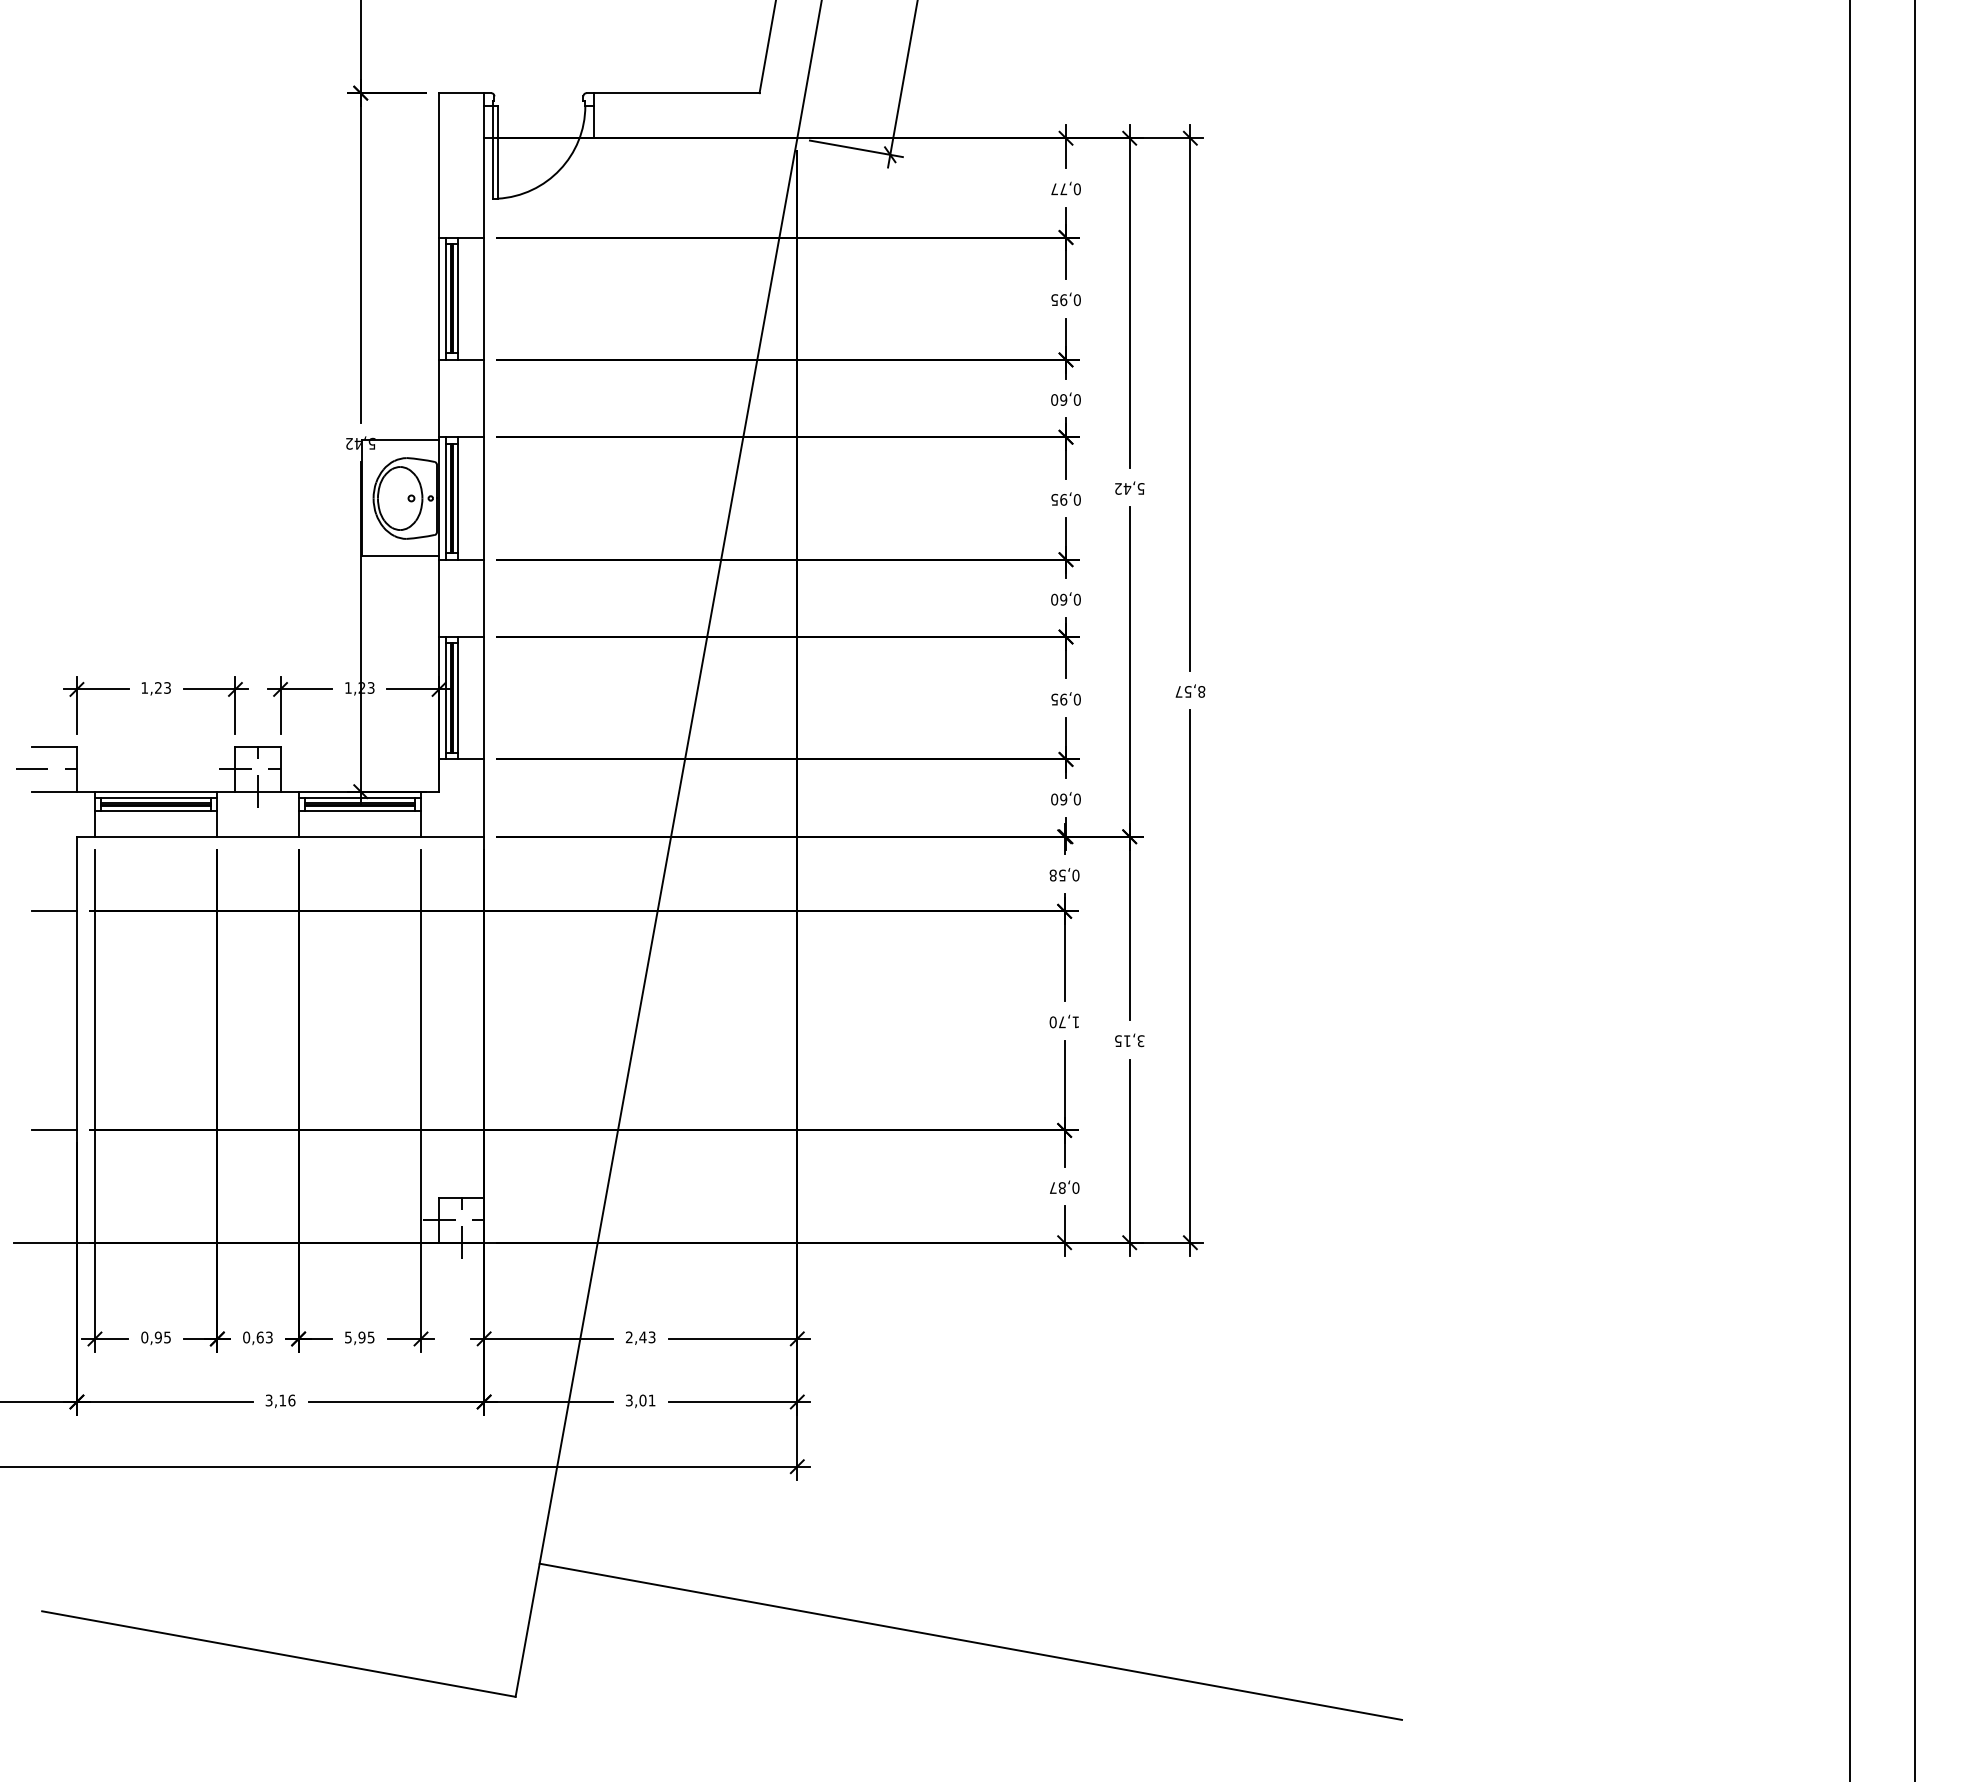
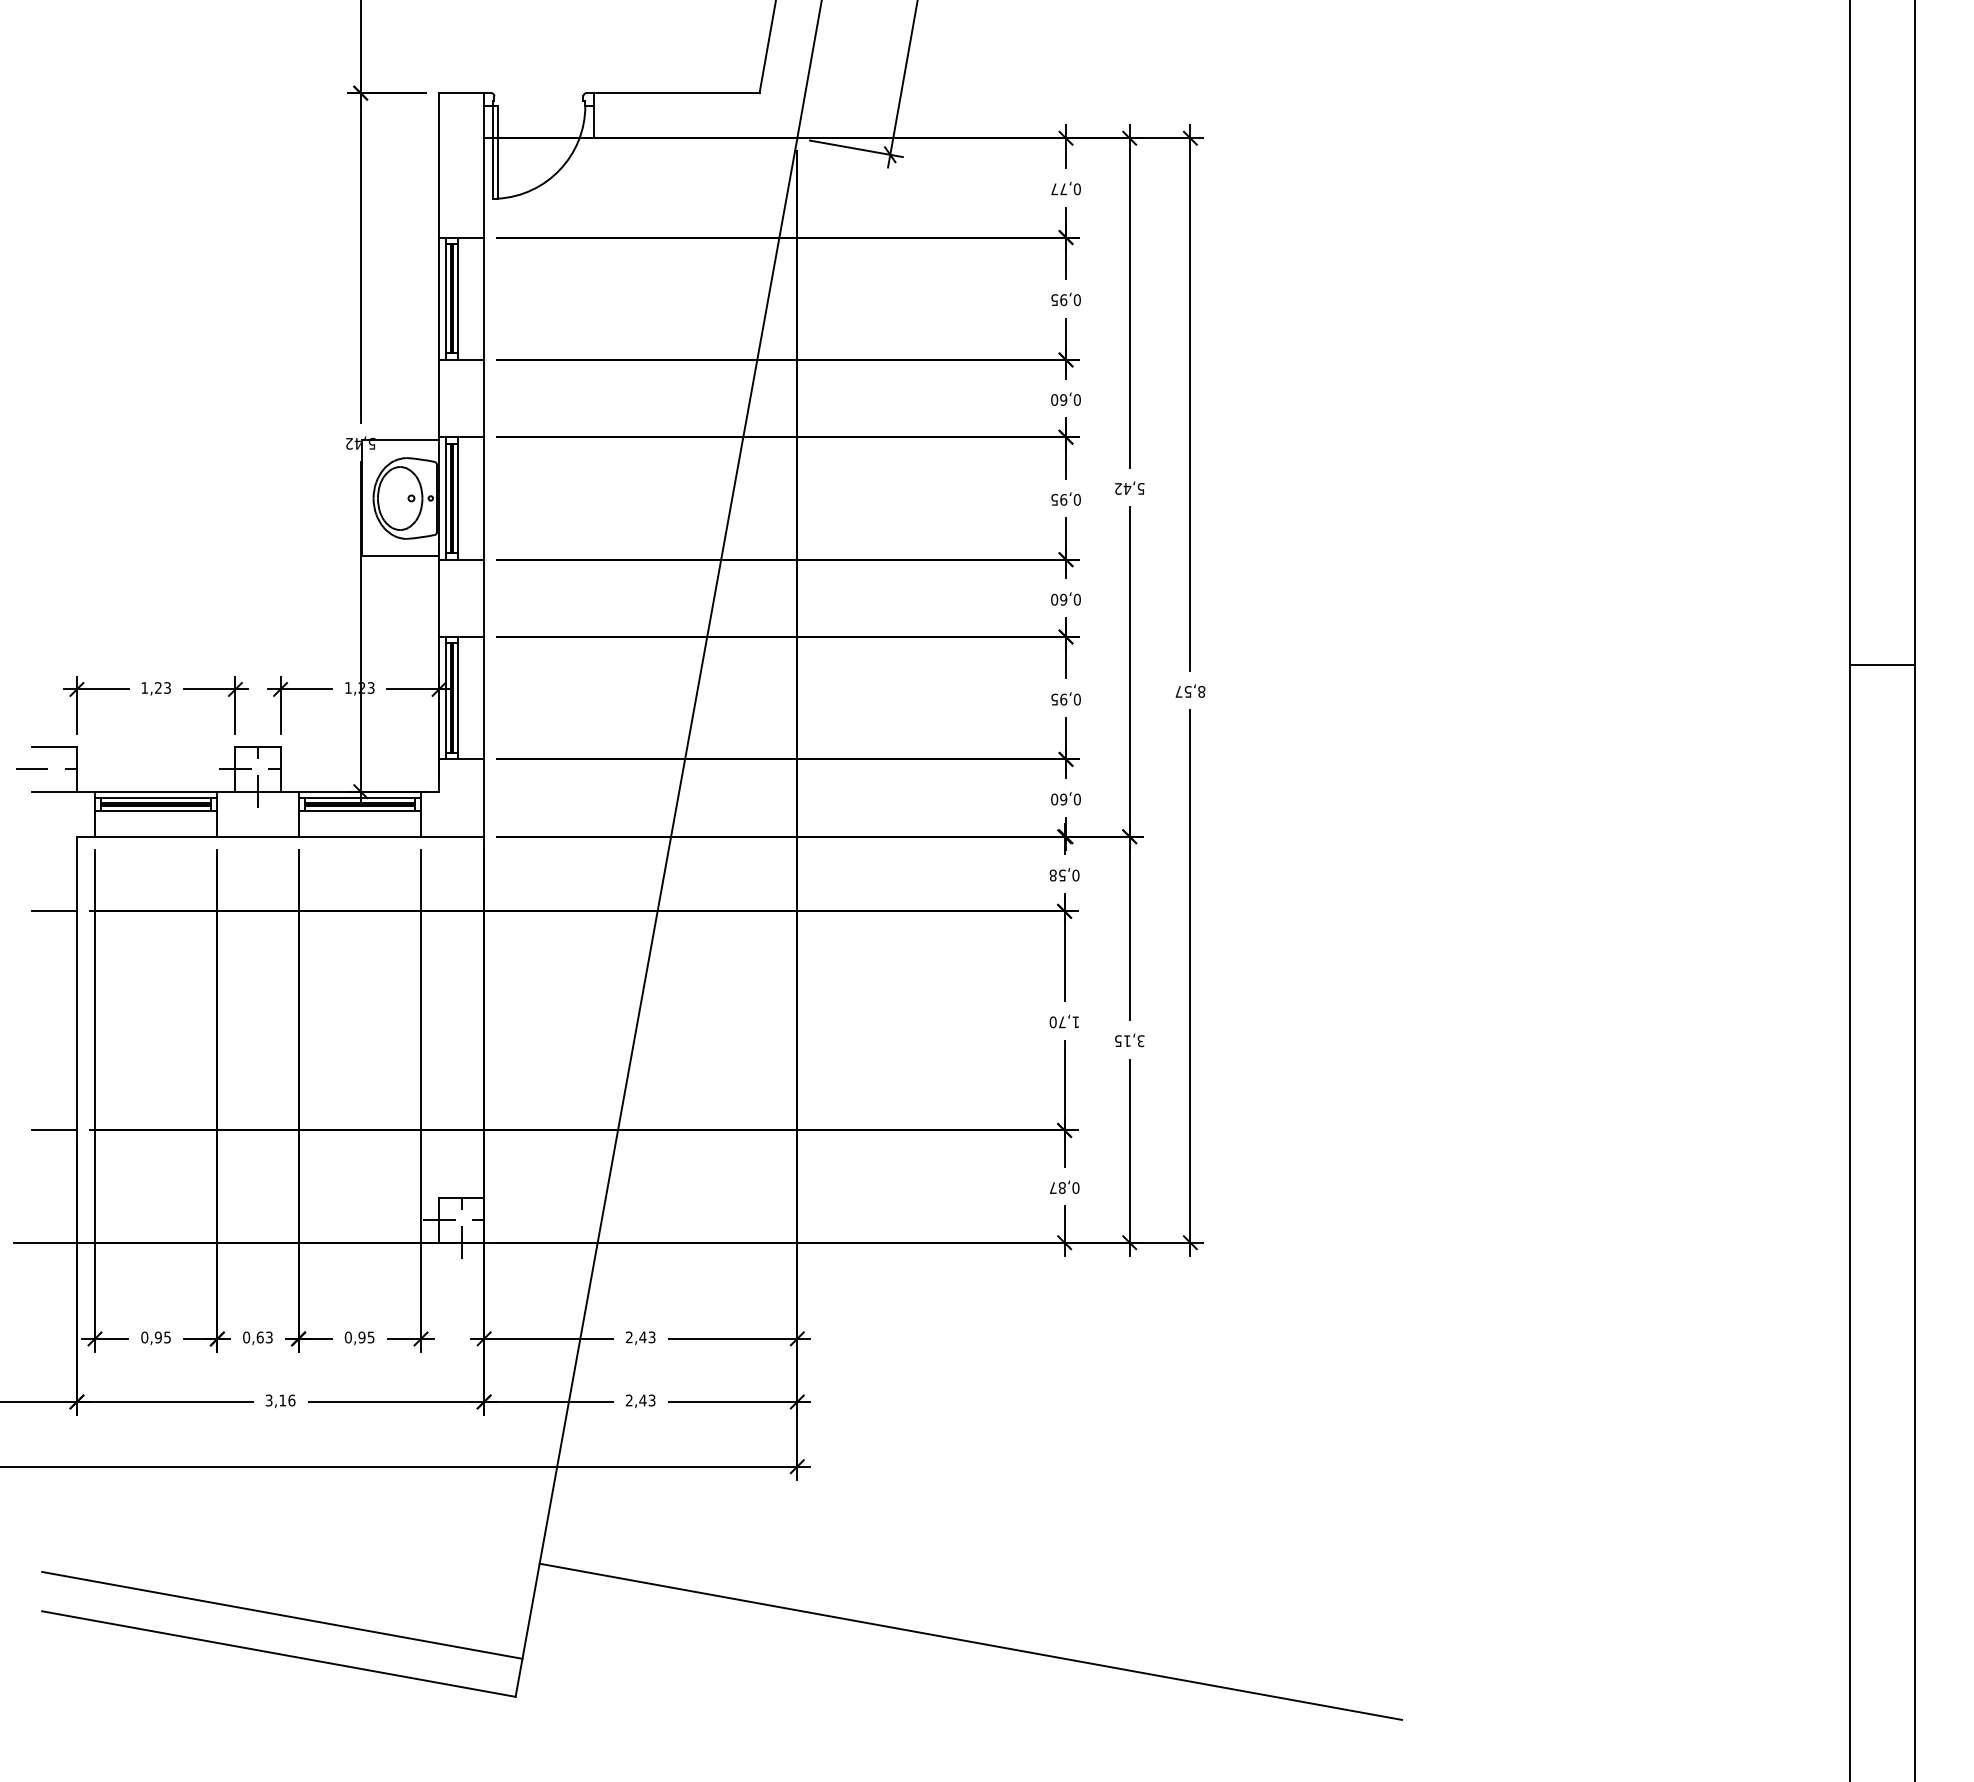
line: none -> present (1882, 664)
text: 5,95 -> 0,95 (347, 1337)
text: 3,01 -> 2,43 (640, 1400)
line: none -> present (282, 1614)
